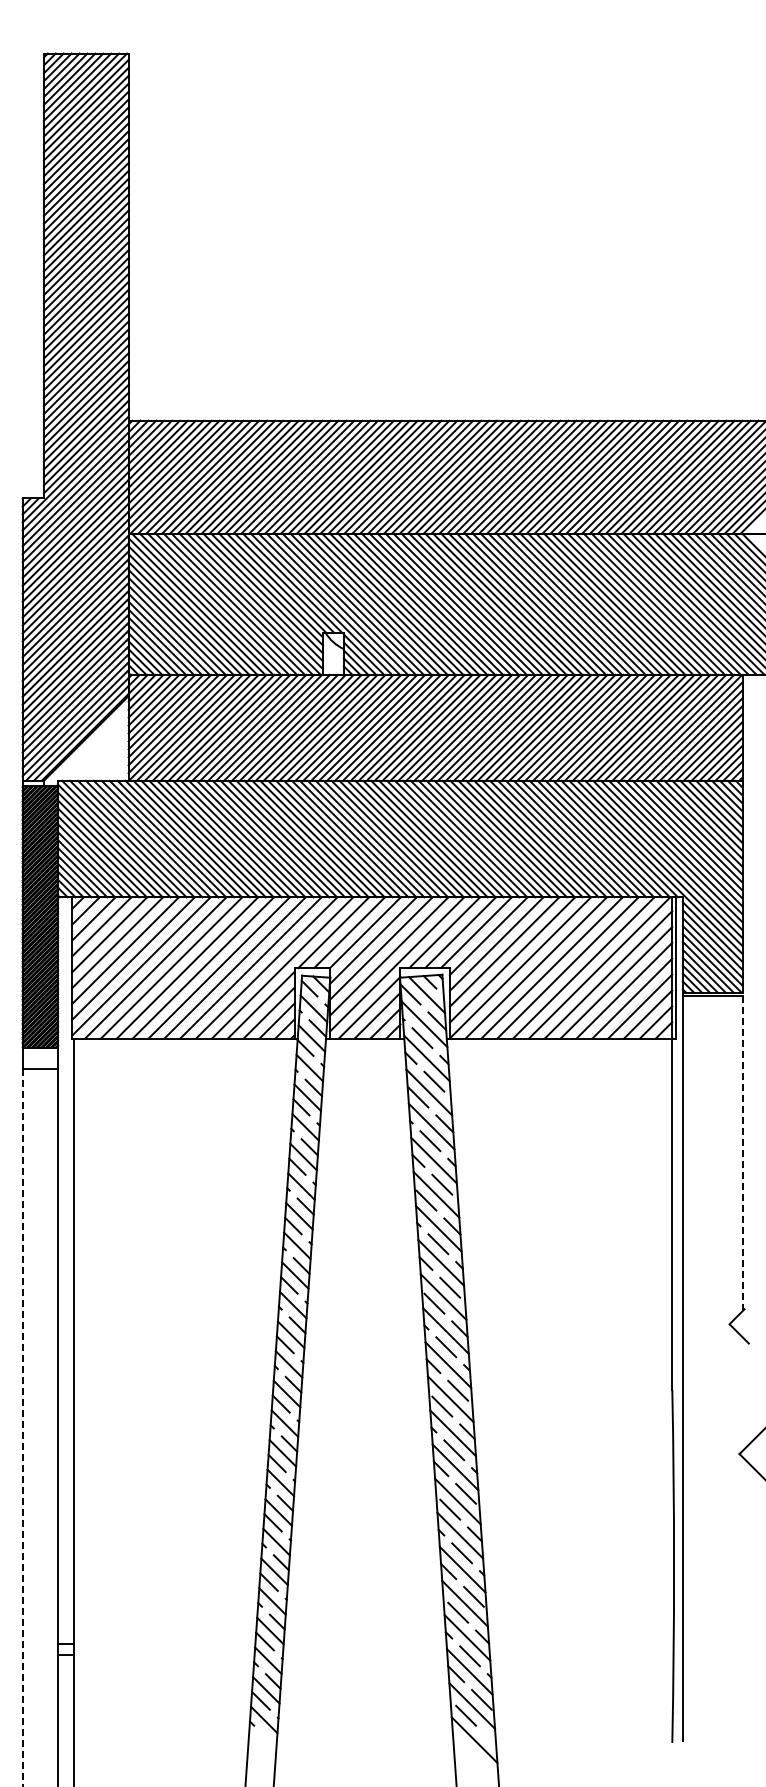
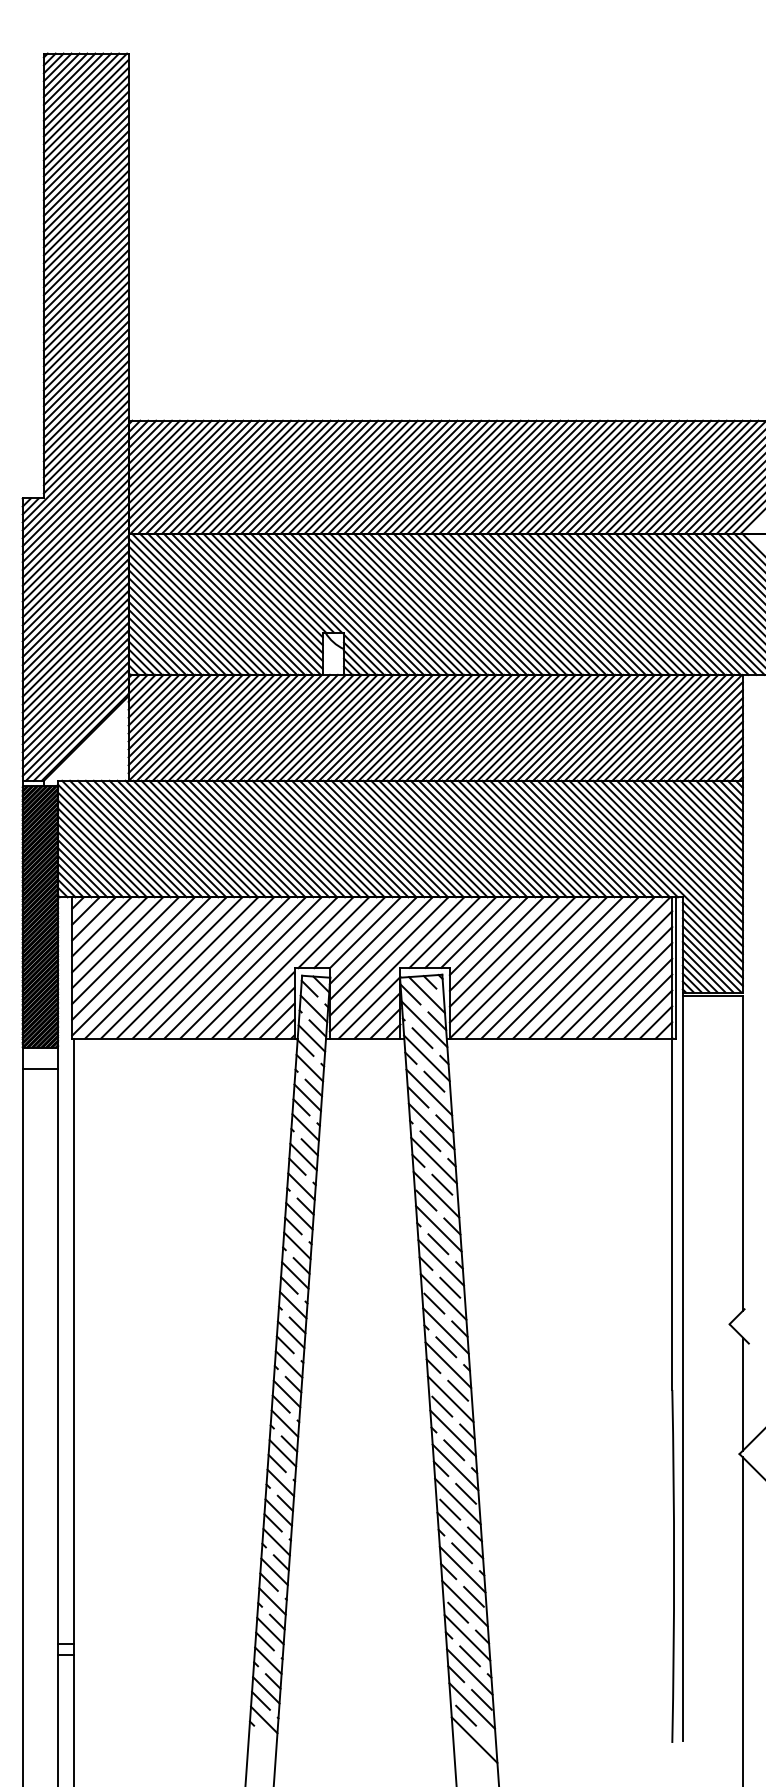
line: dashed -> solid (742, 1154)
line: none -> present (742, 1393)
line: dashed -> solid (22, 1427)
line: none -> present (742, 1620)
